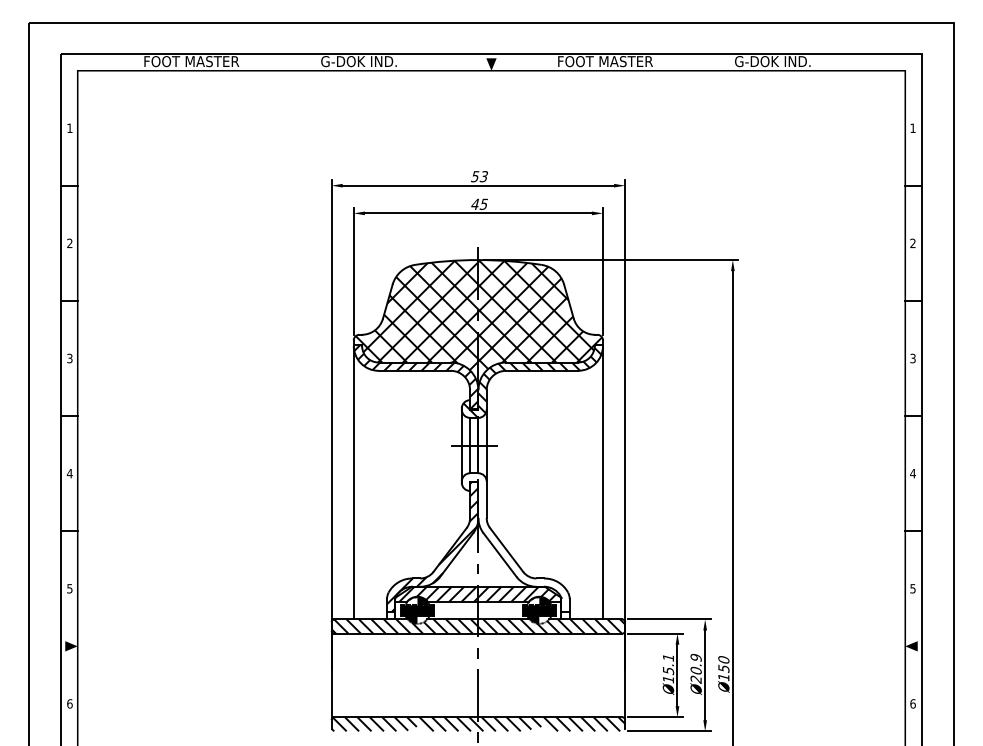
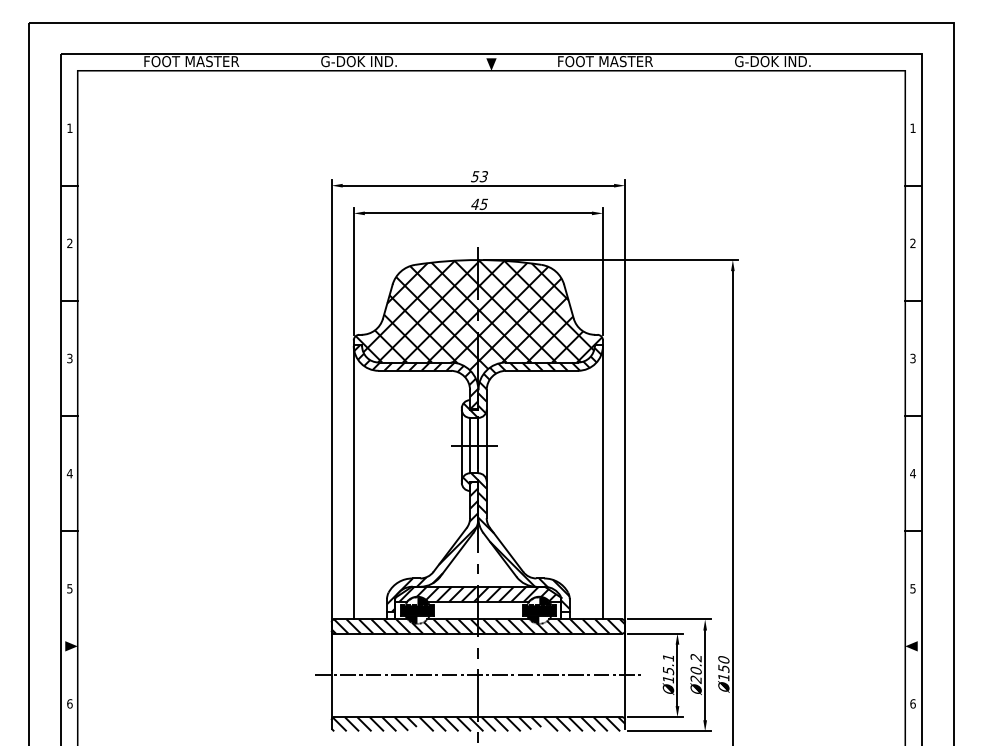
hatch: none -> present (515, 541)
text: Ø20.9 -> Ø20.2 (695, 658)
line: none -> present (478, 675)
